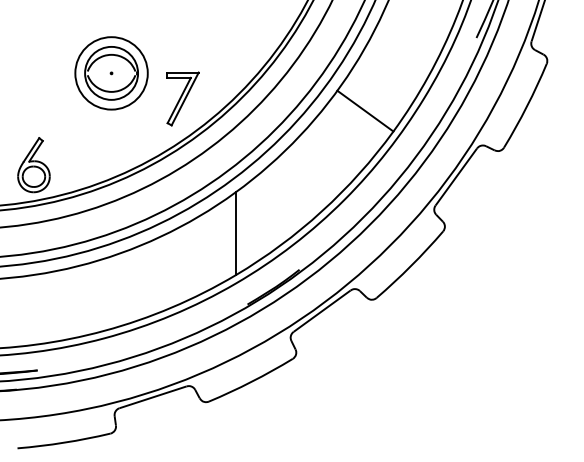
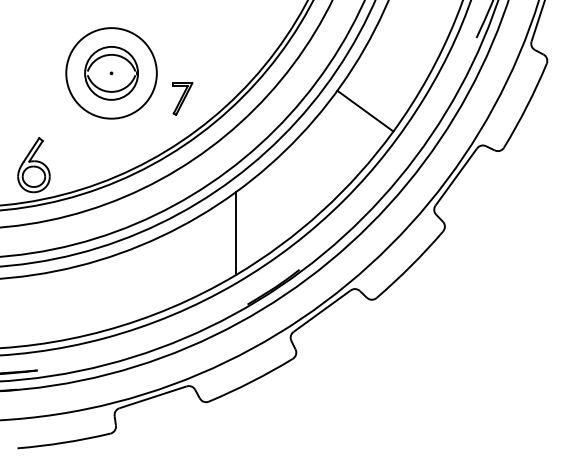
circle diameter: 72 px -> 91 px (111, 73)
part size: 34x56 px -> 22x34 px (182, 98)
